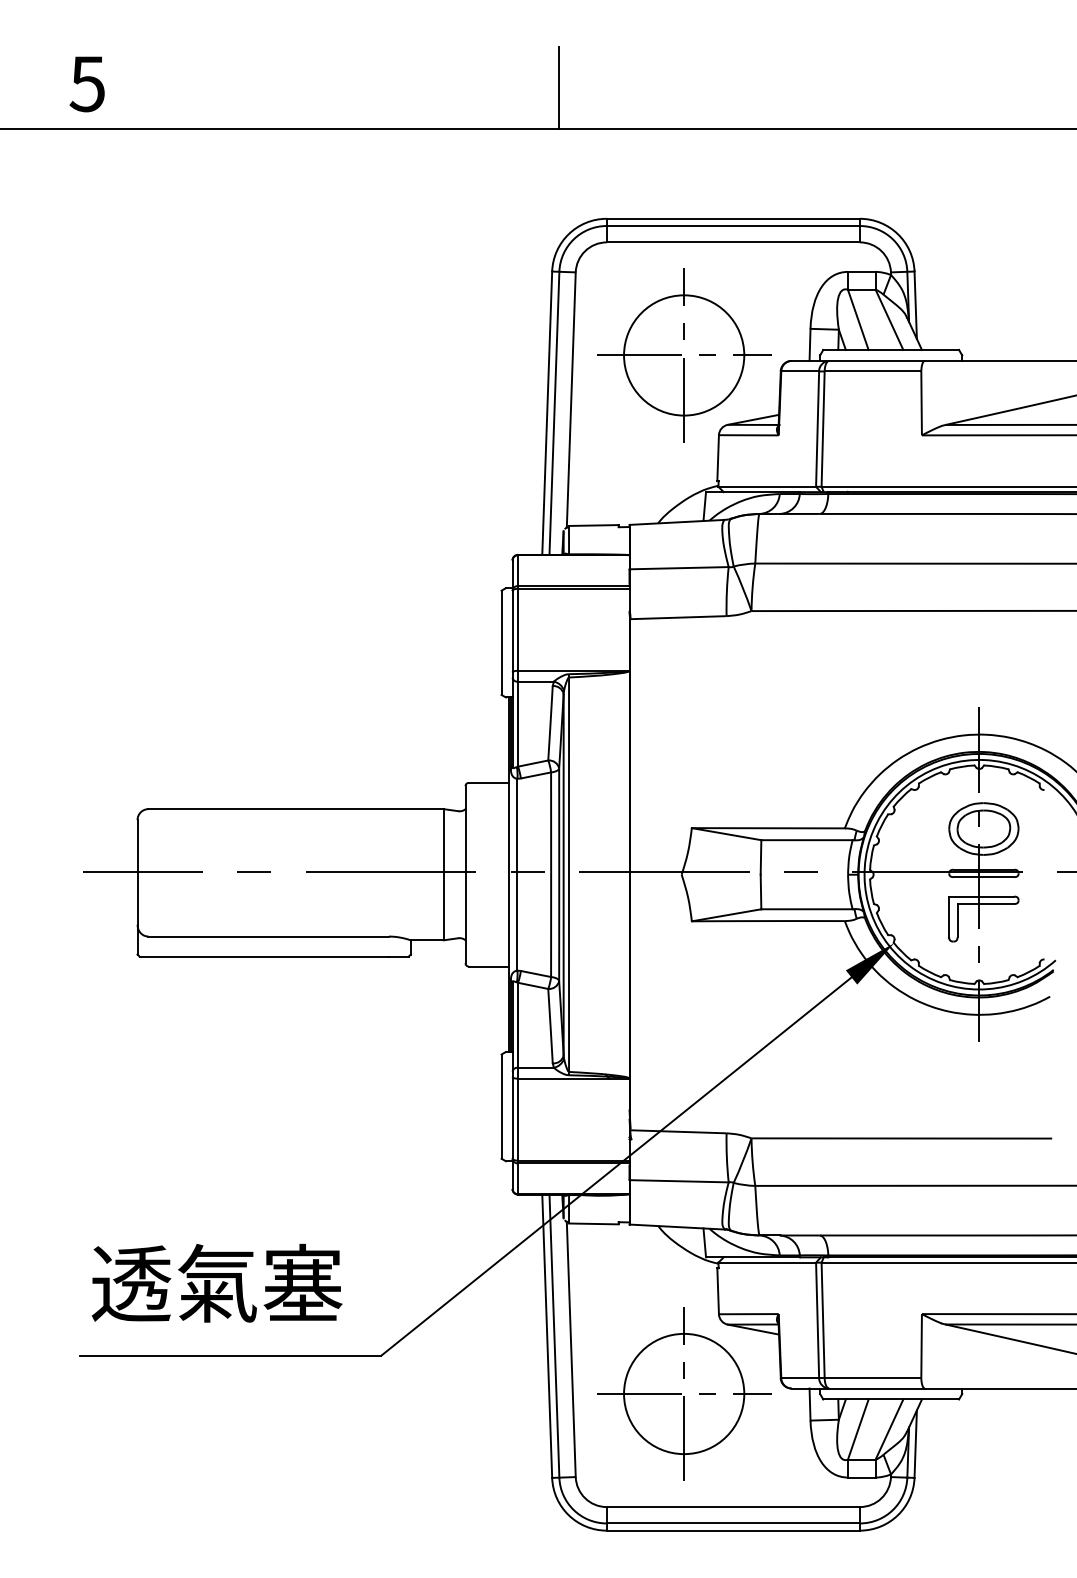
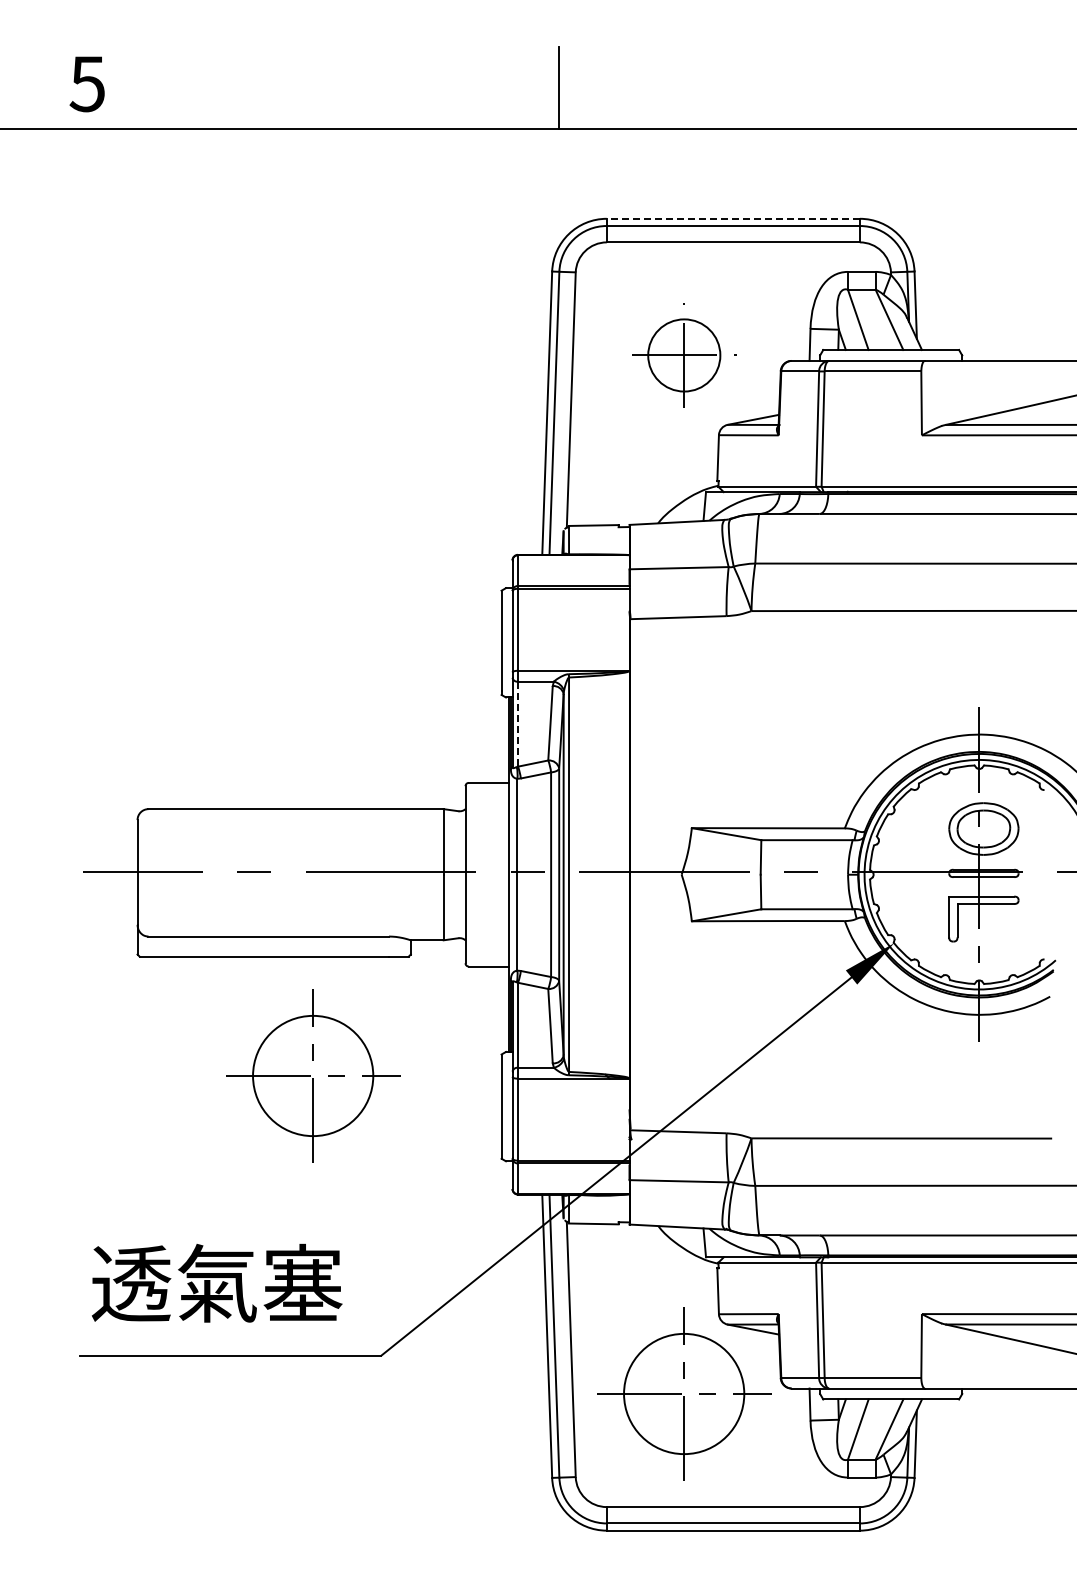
line: solid -> dashed (733, 218)
part size: 175x175 px -> 105x105 px (684, 355)
line: solid -> dashed (517, 724)
part: none -> present (313, 1075)
